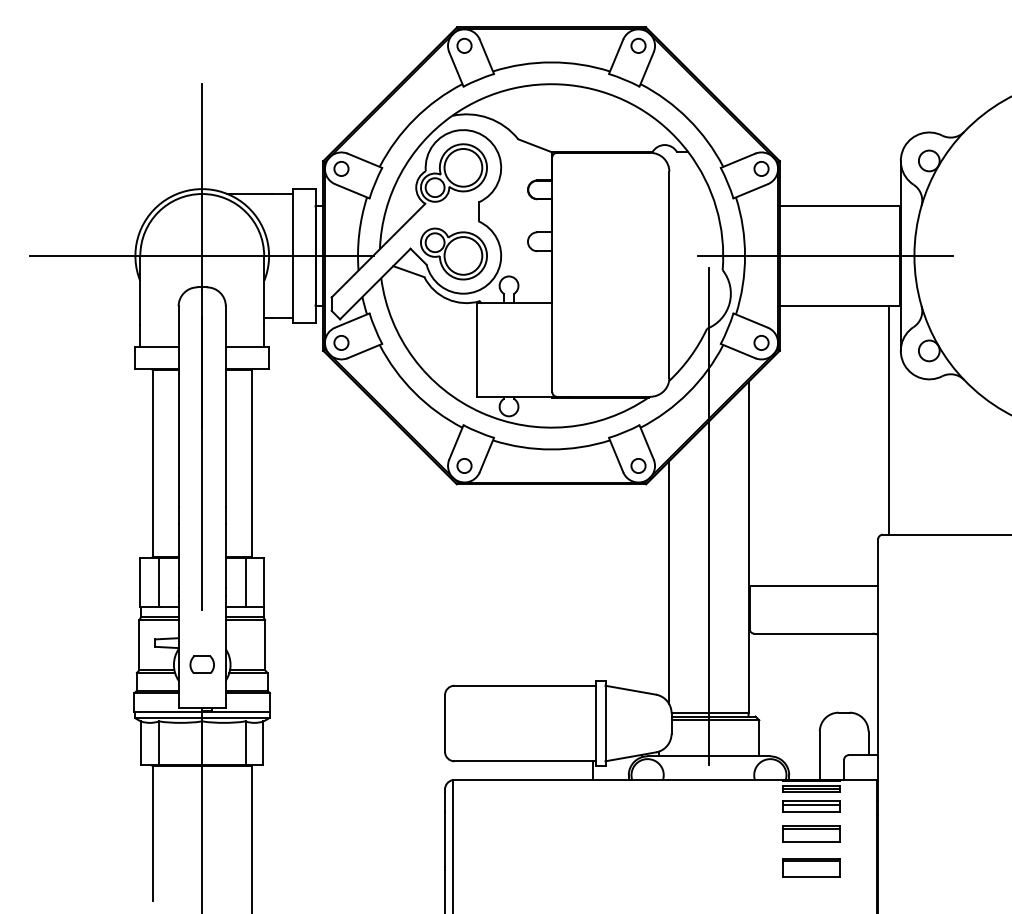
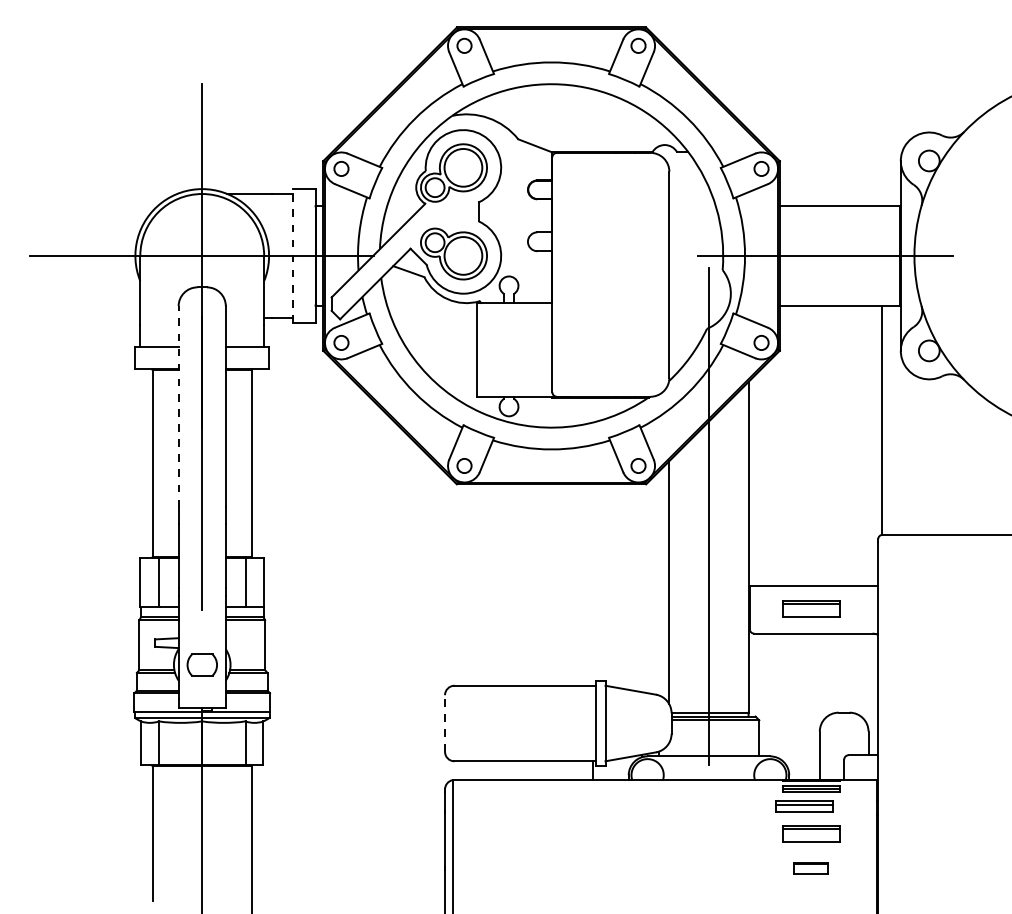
line: solid -> dashed (292, 255)
line: solid -> dashed (178, 406)
line position: (889, 419) -> (882, 419) (882, 419)
part: none -> present (811, 608)
part size: 26x19 px -> 32x24 px (201, 664)
line: solid -> dashed (445, 723)
part position: (811, 806) -> (804, 806) (804, 806)
part size: 59x20 px -> 36x13 px (810, 868)
